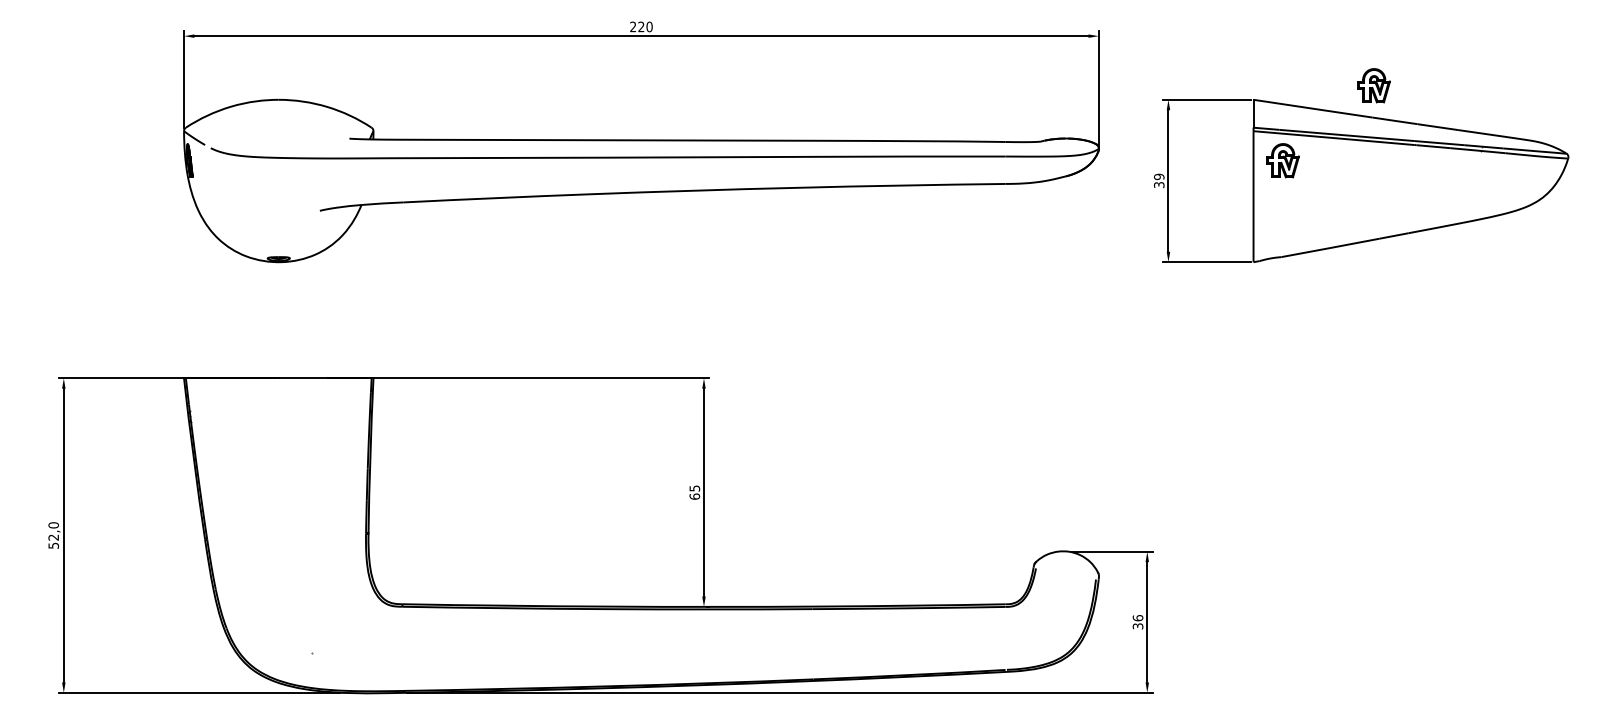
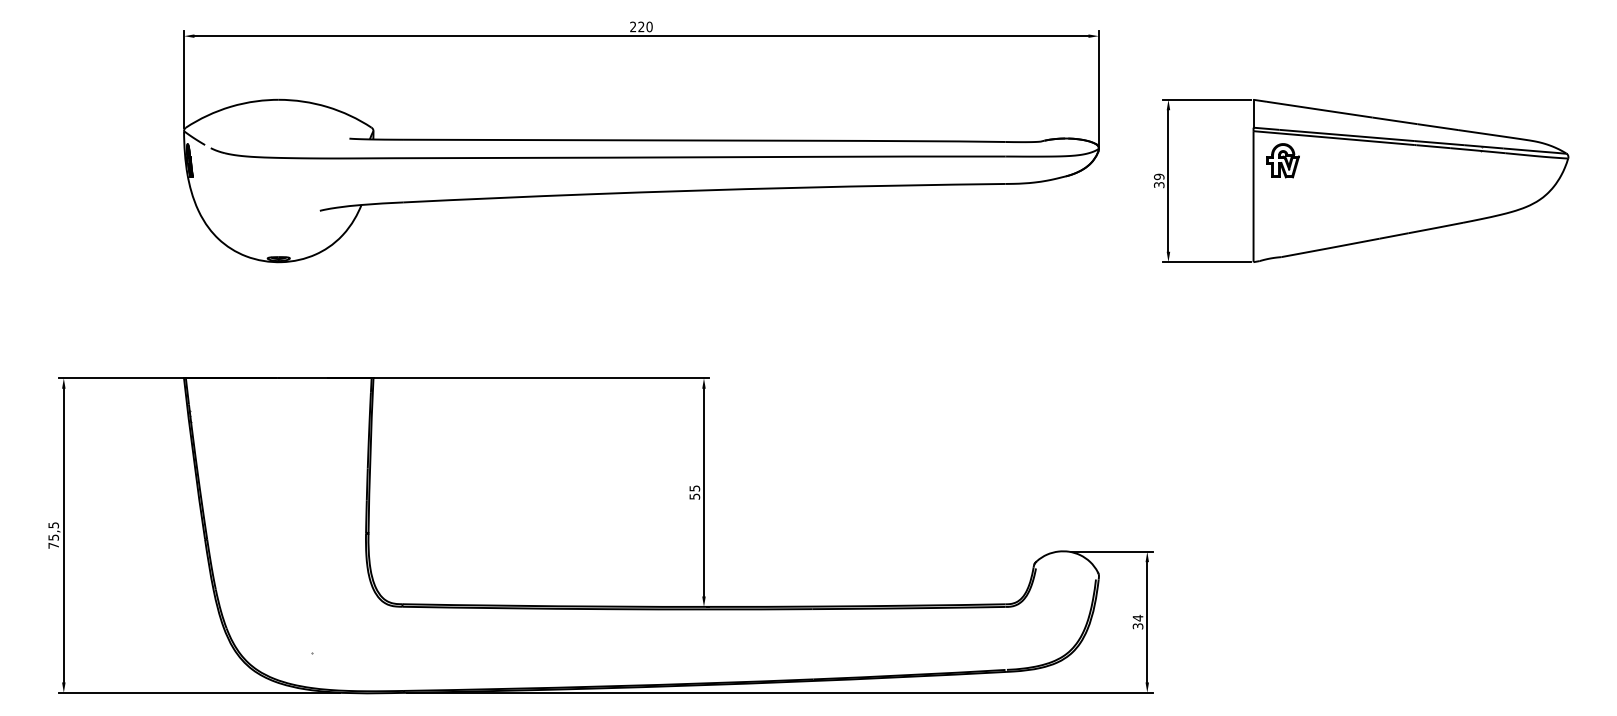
part: present -> none (1373, 85)
text: 65 -> 55 (694, 496)
text: 52,0 -> 75,5 (53, 535)
text: 36 -> 34 (1137, 617)
